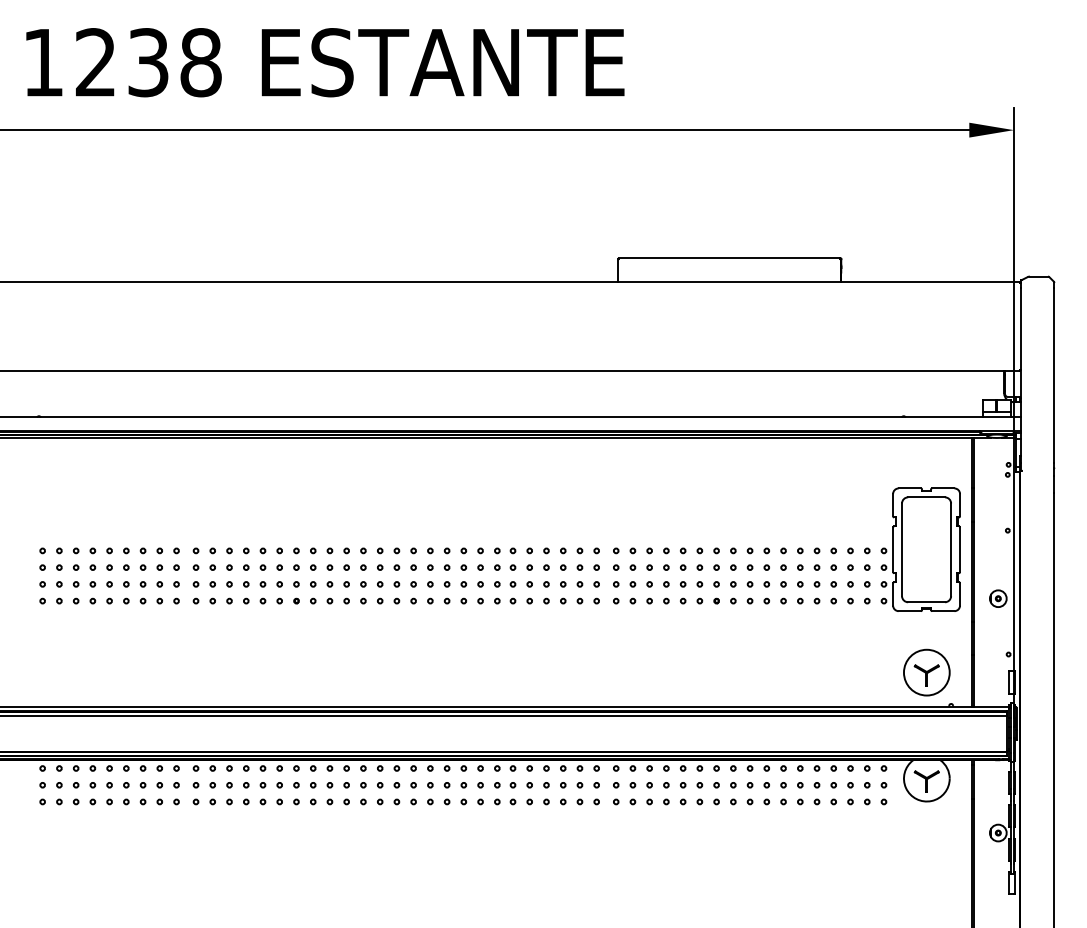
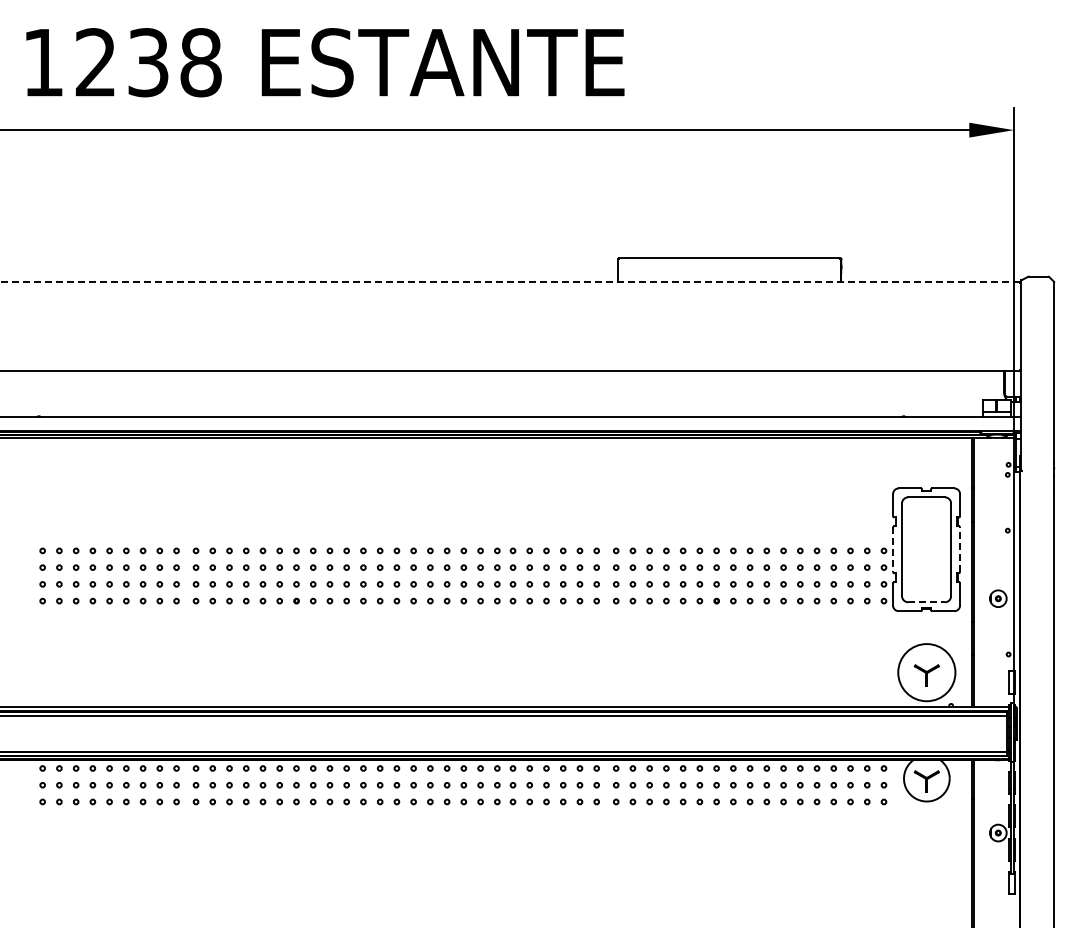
line: solid -> dashed (510, 282)
line: solid -> dashed (960, 549)
line: solid -> dashed (893, 550)
line: solid -> dashed (927, 602)
circle diameter: 46 px -> 57 px (926, 672)
